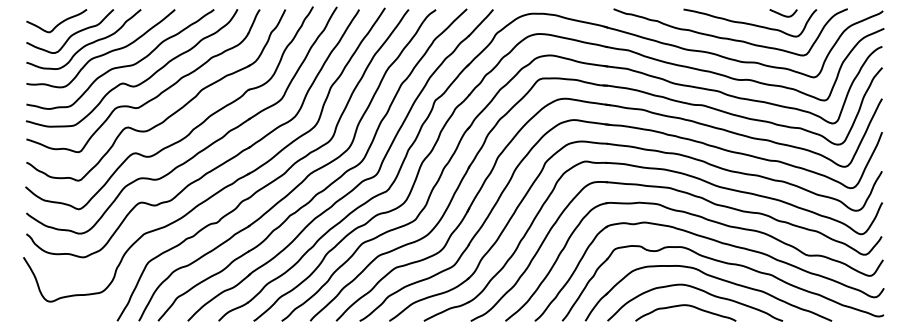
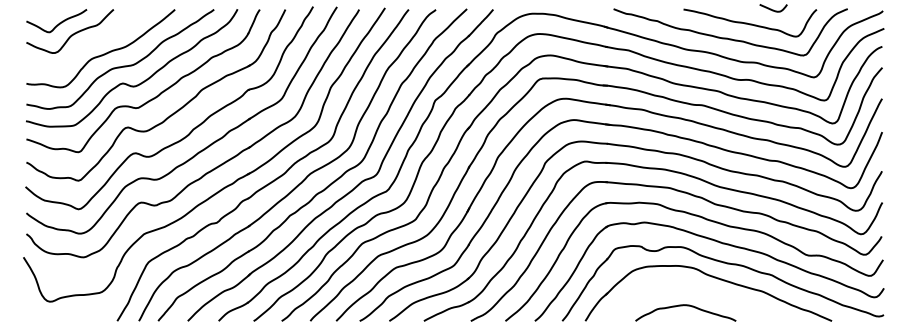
curve position: (783, 14) -> (773, 9) (773, 9)
curve: present -> none (85, 44)
curve: present -> none (698, 290)
